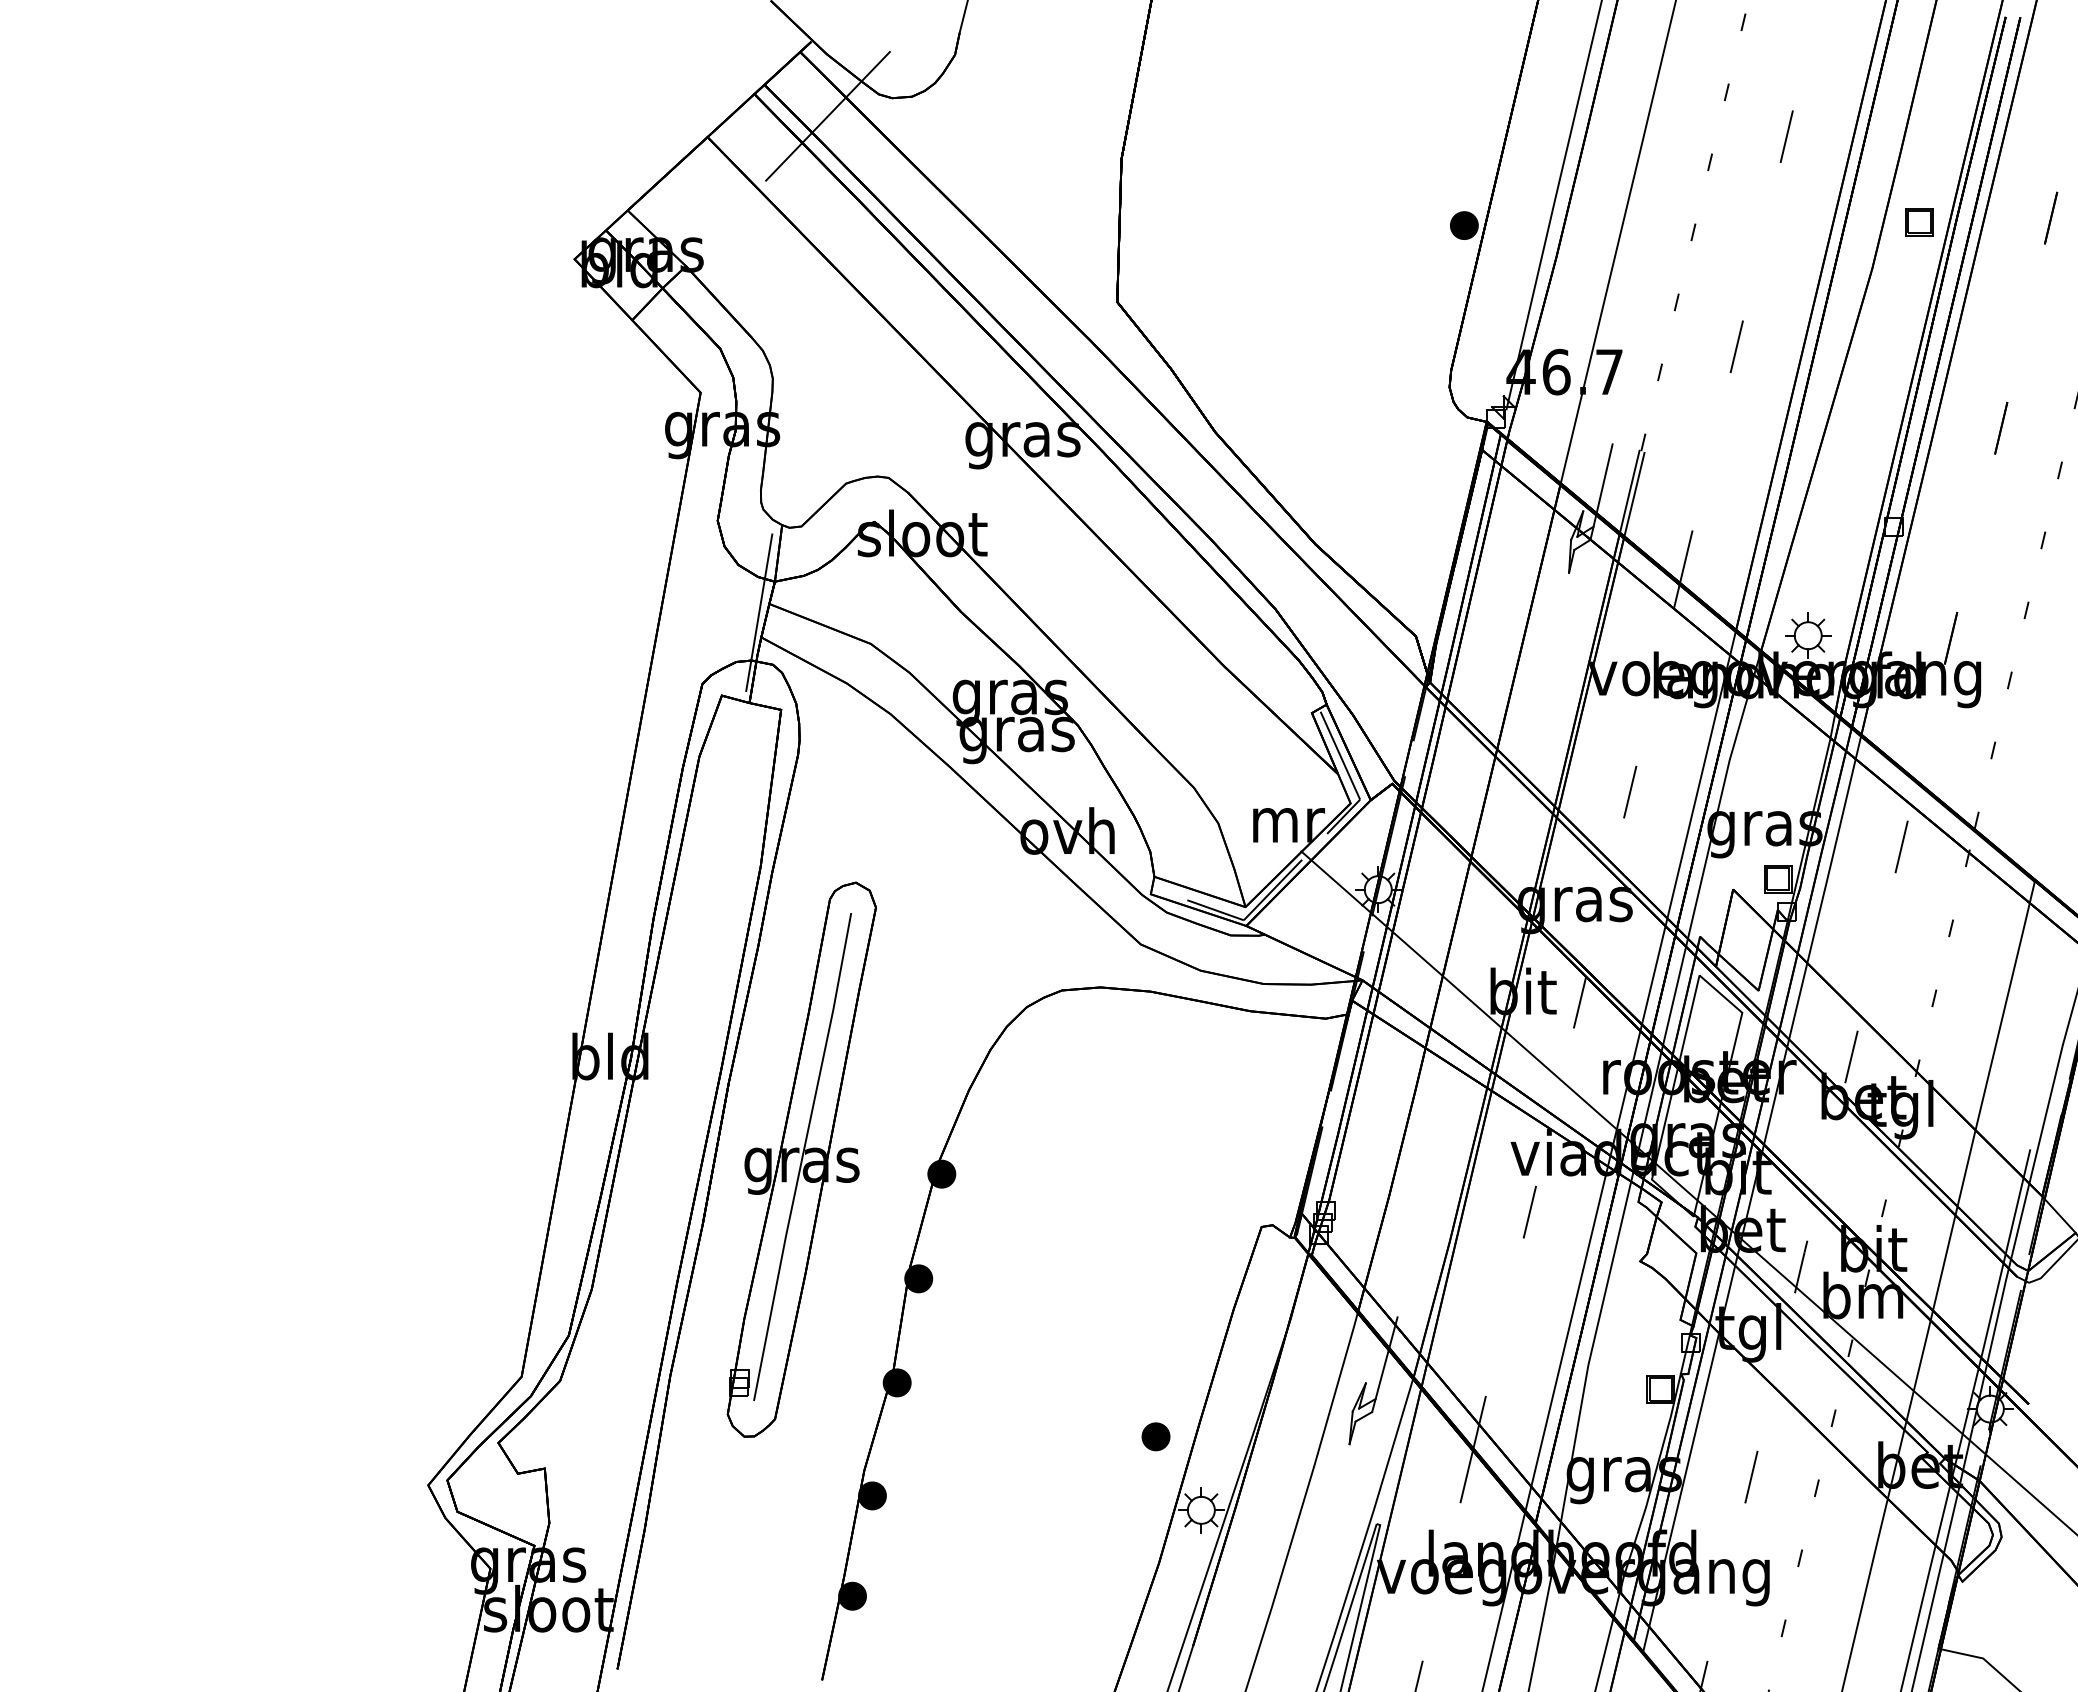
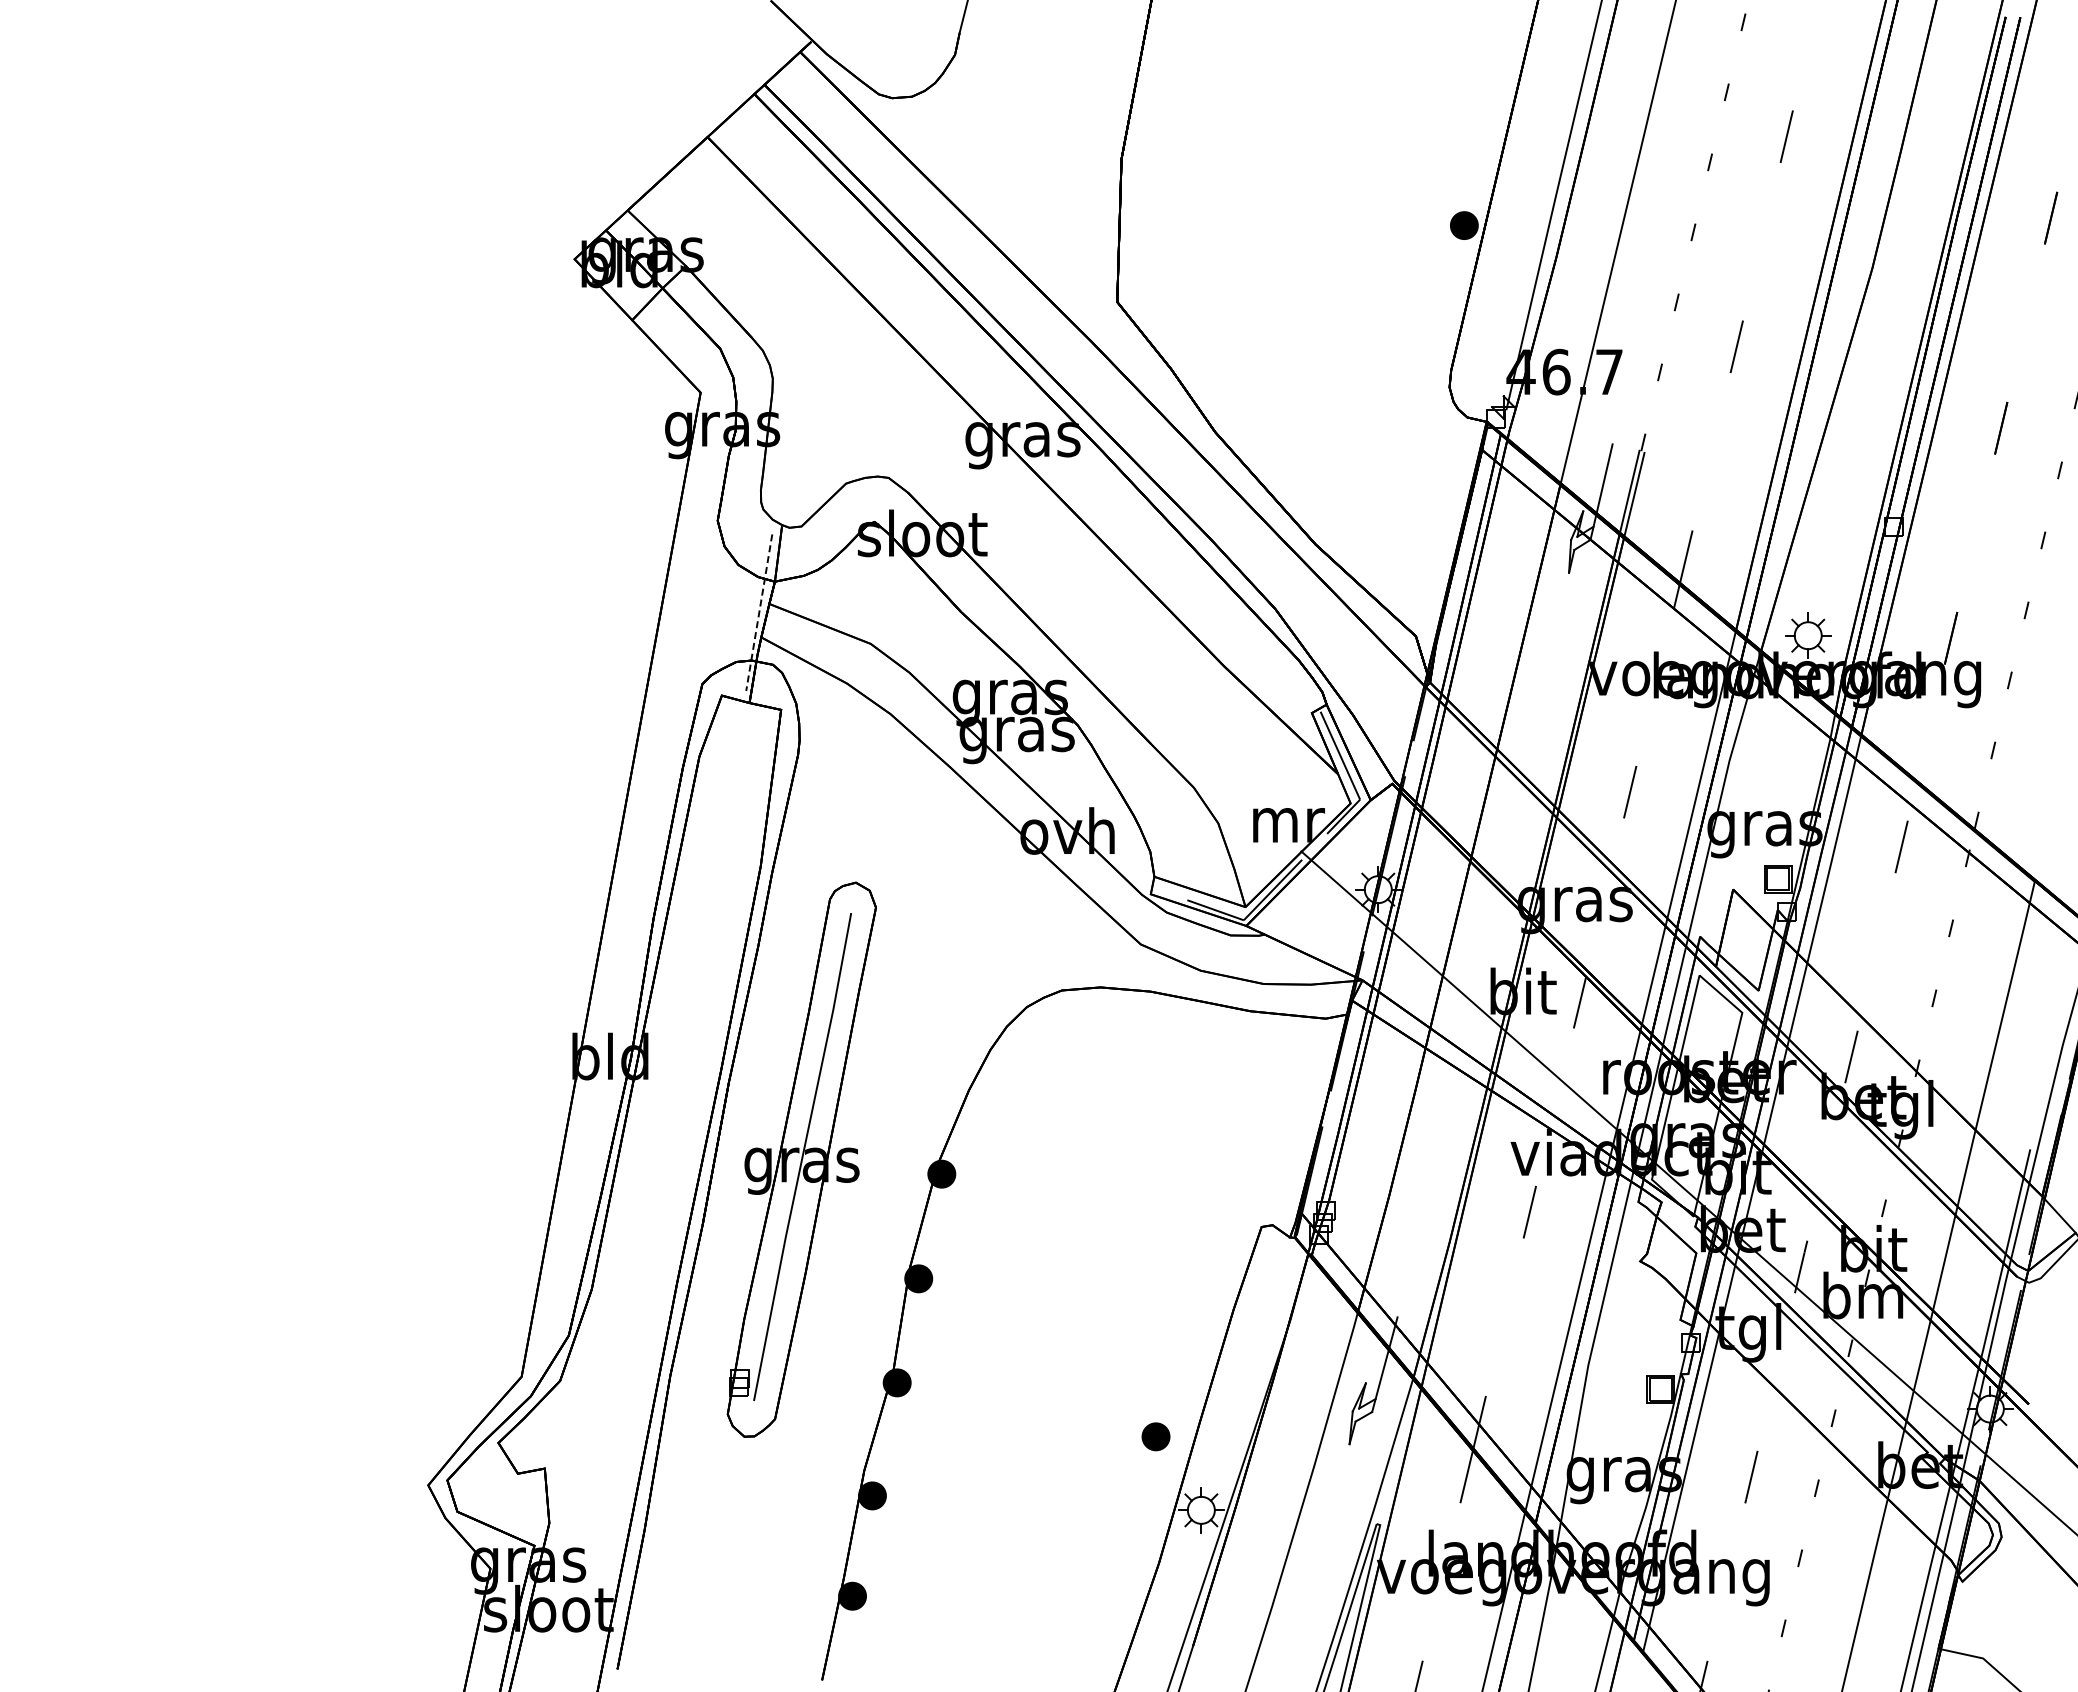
line: present -> none (827, 115)
part: present -> none (1919, 222)
line: solid -> dashed (759, 613)
